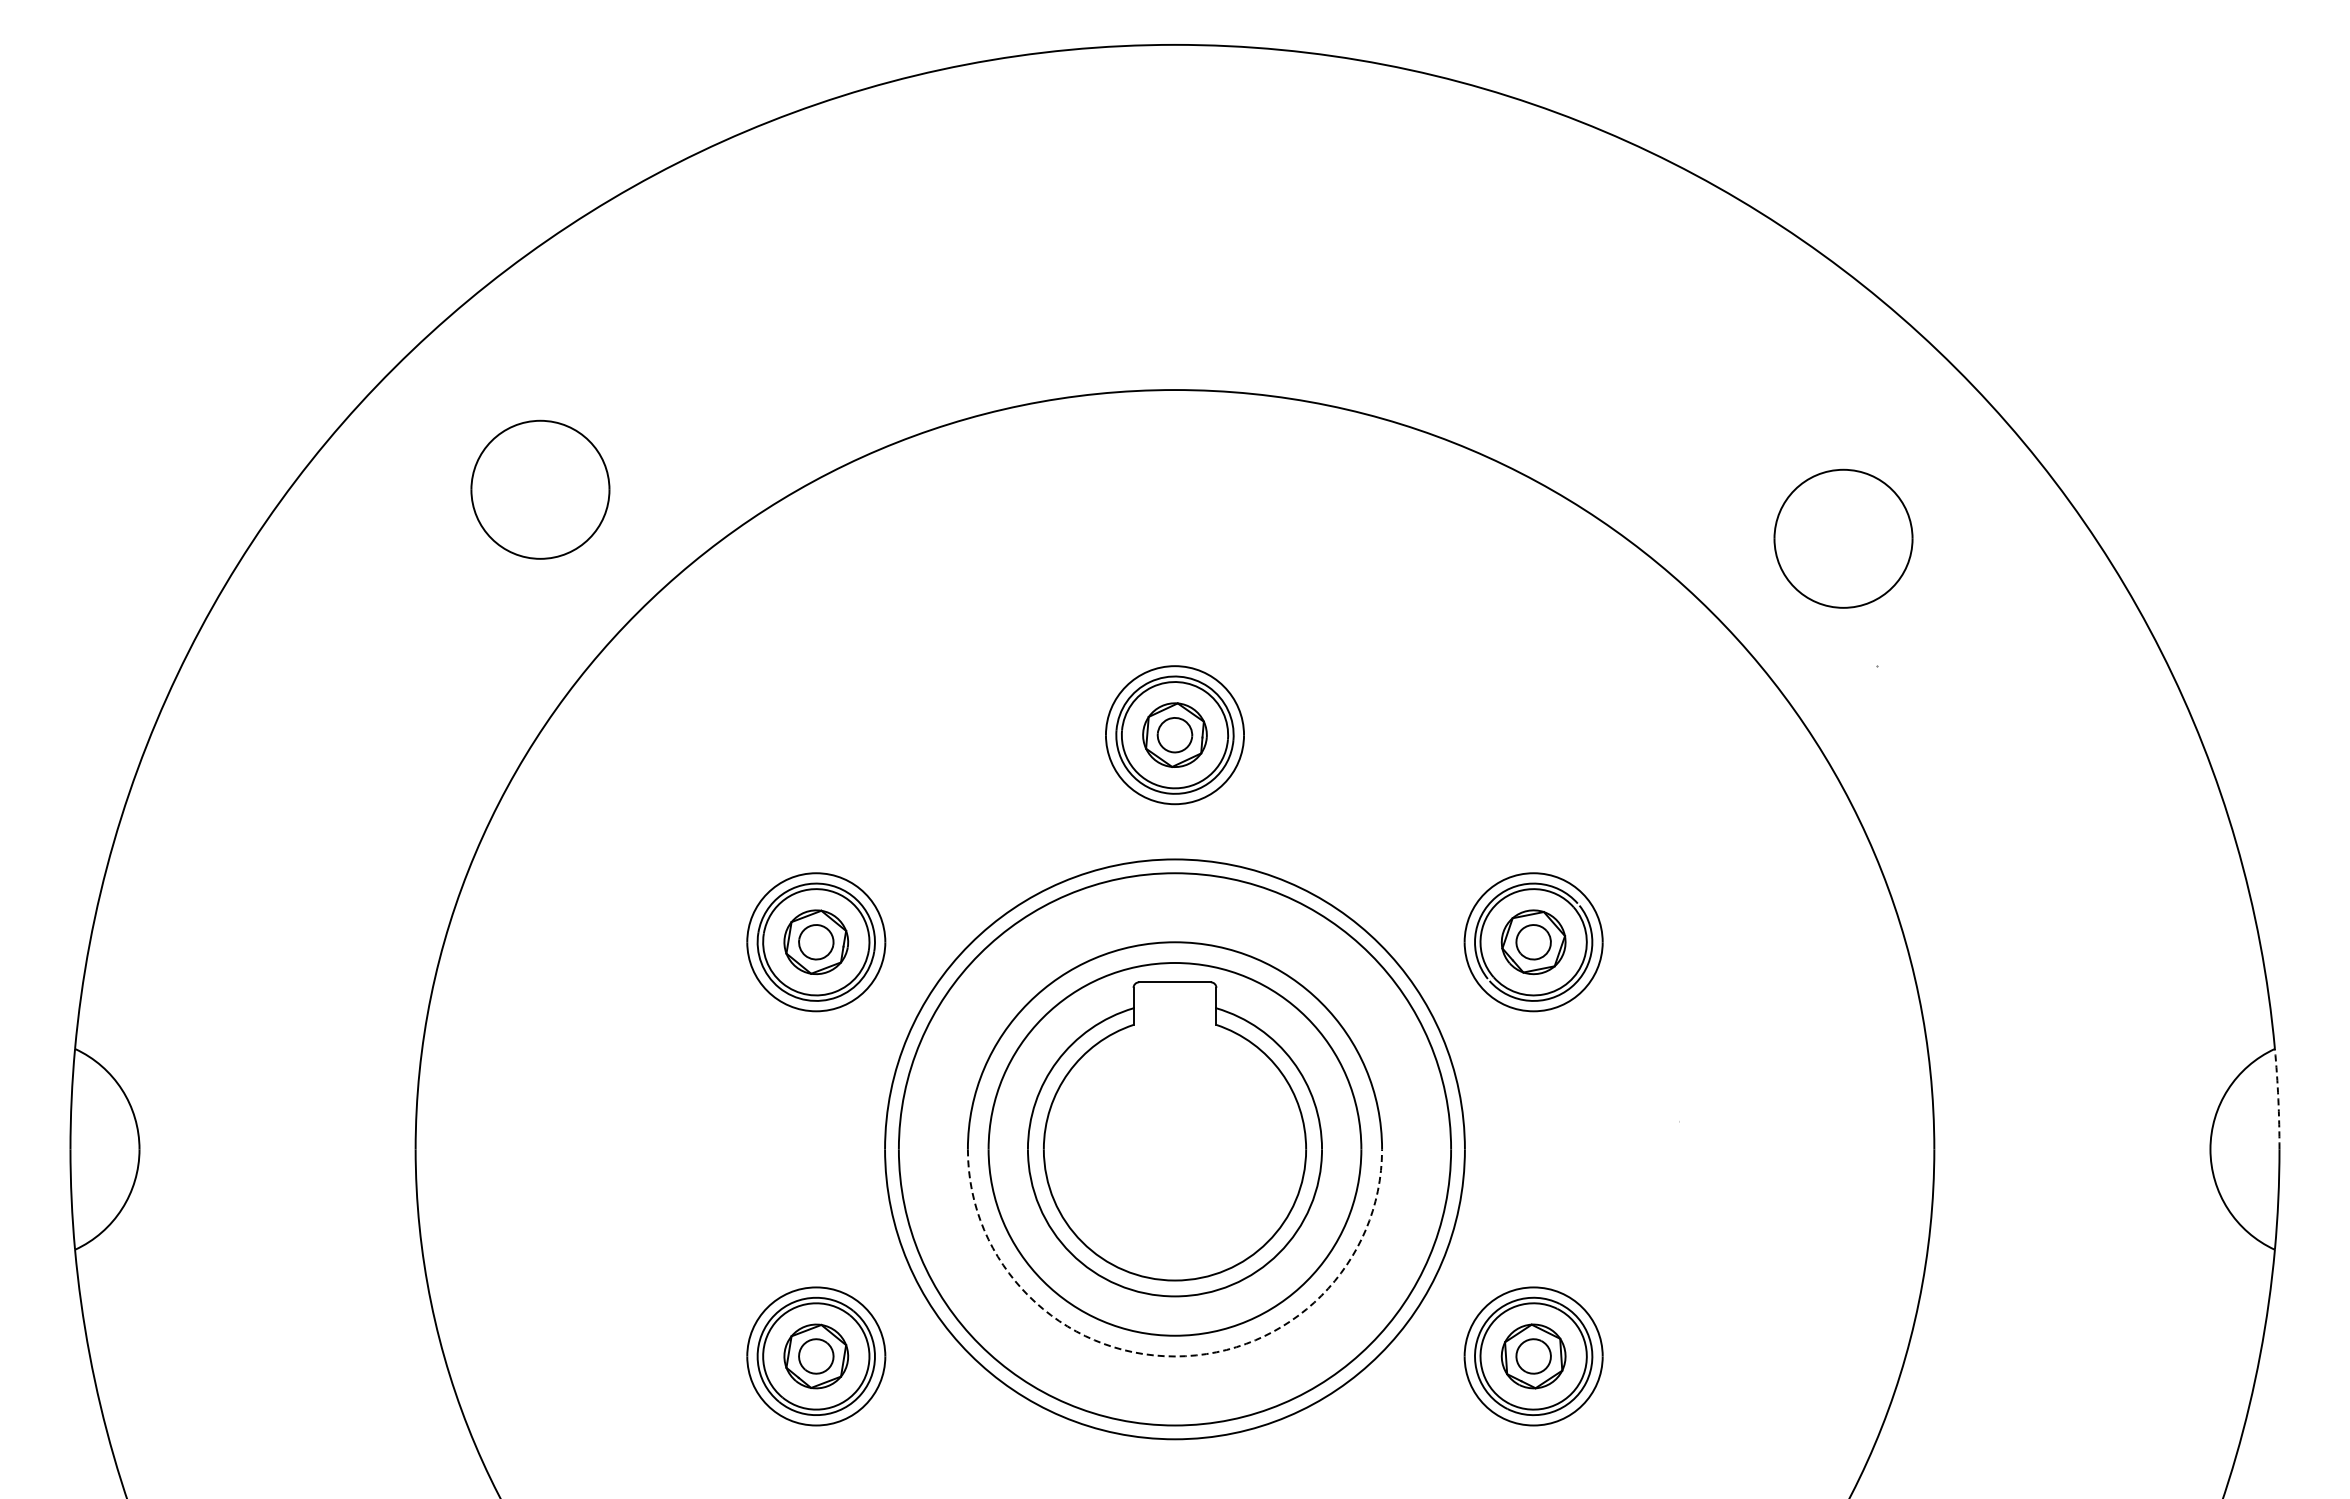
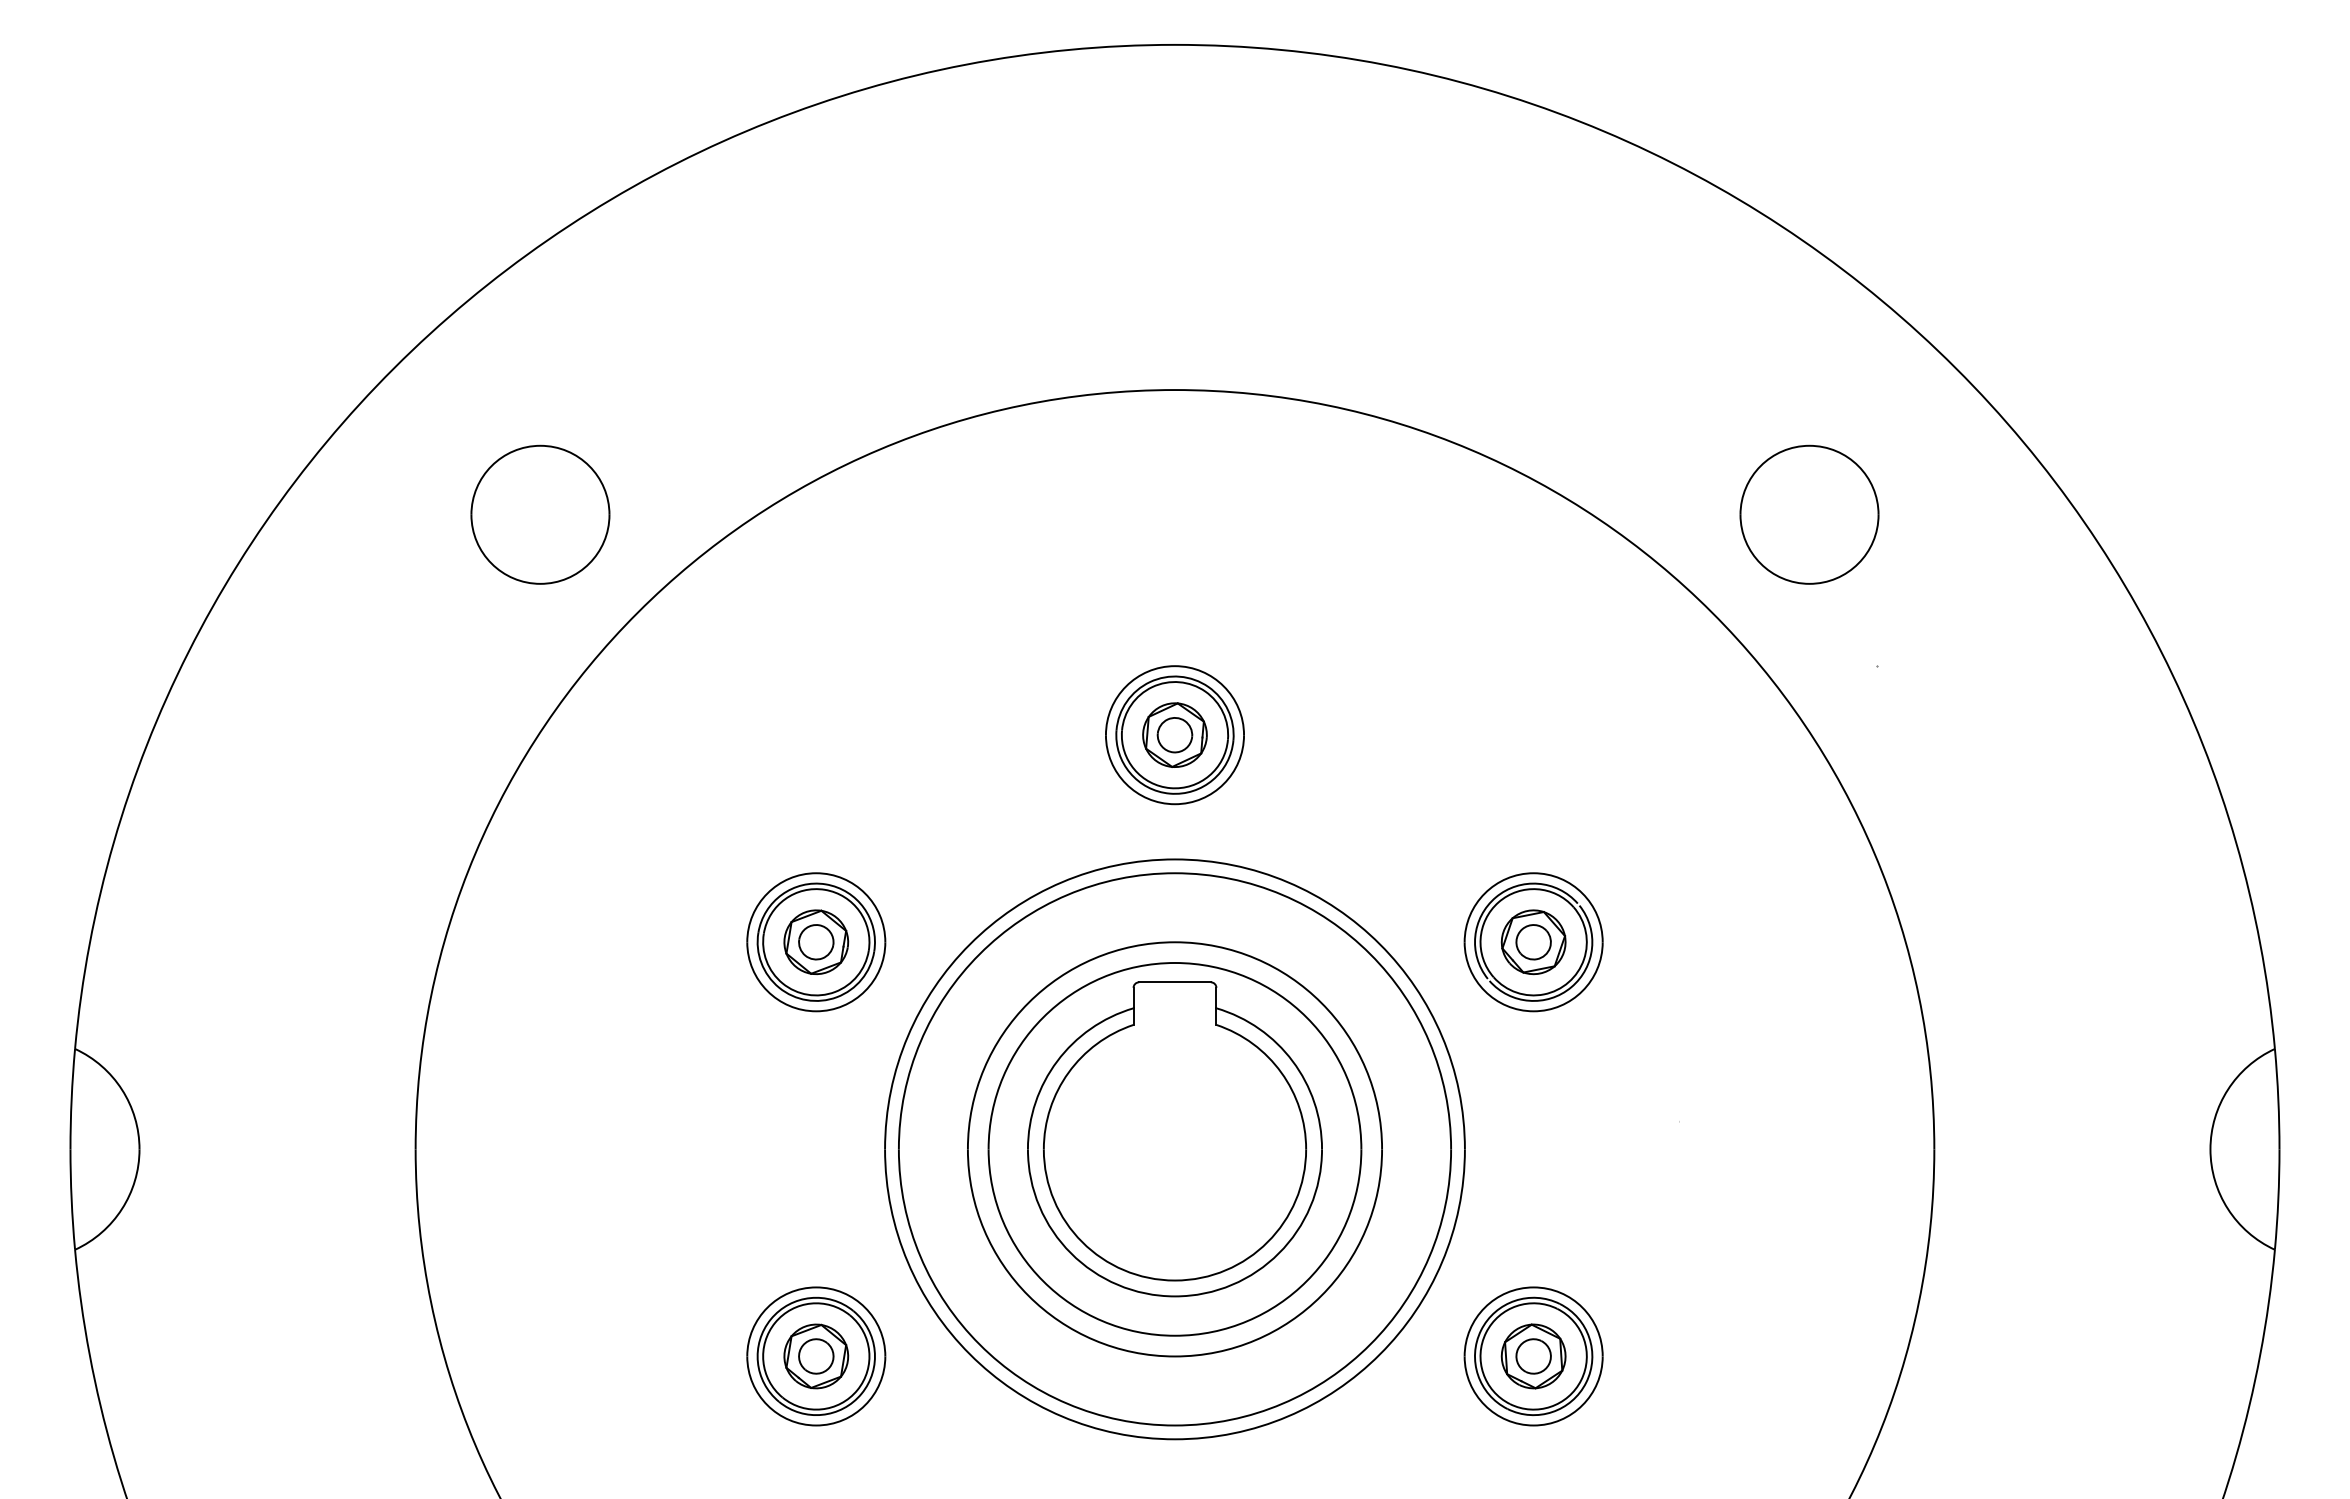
part position: (540, 489) -> (540, 514) (540, 514)
part position: (1843, 538) -> (1809, 514) (1809, 514)
arc: dashed -> solid (2278, 1099)
arc: dashed -> solid (1174, 1356)
